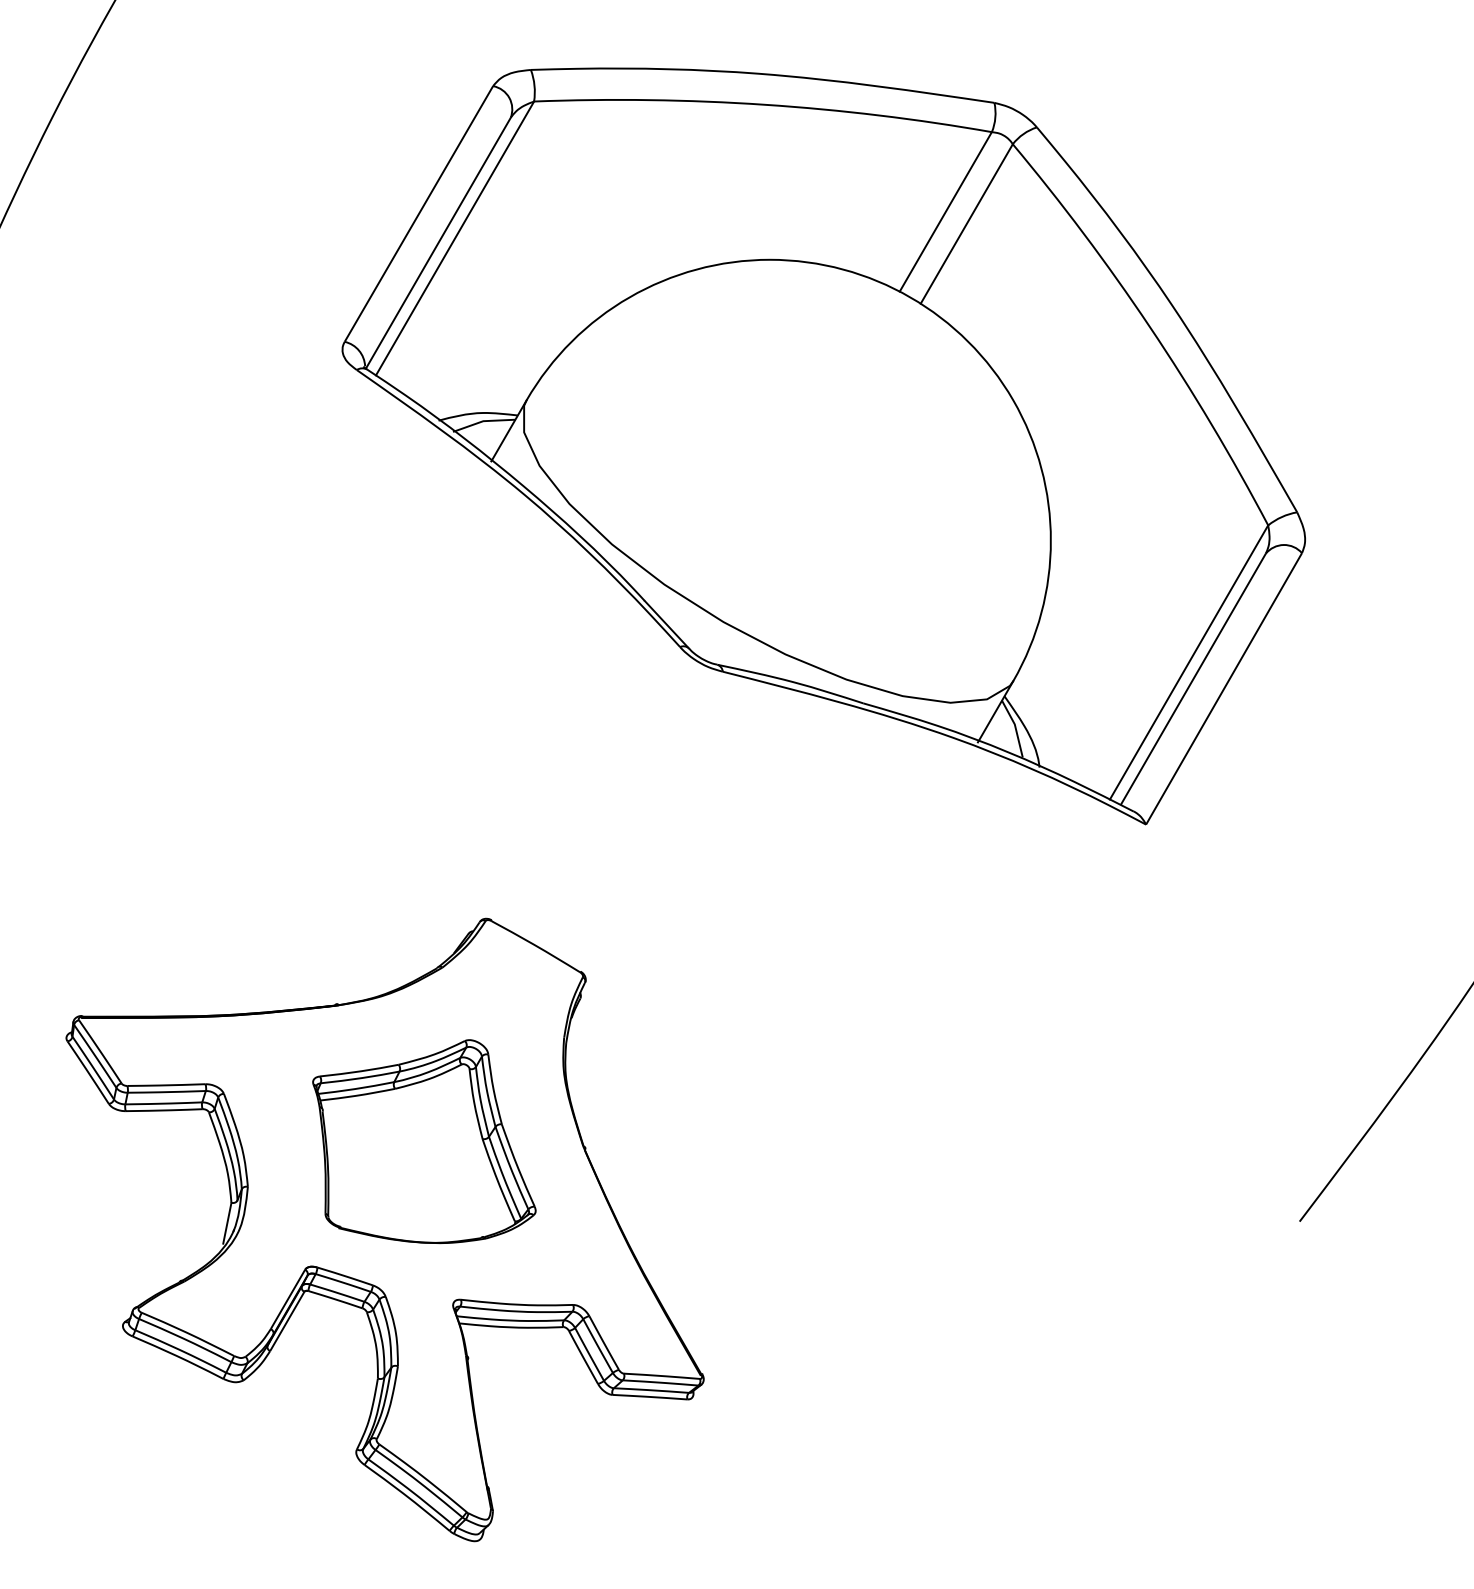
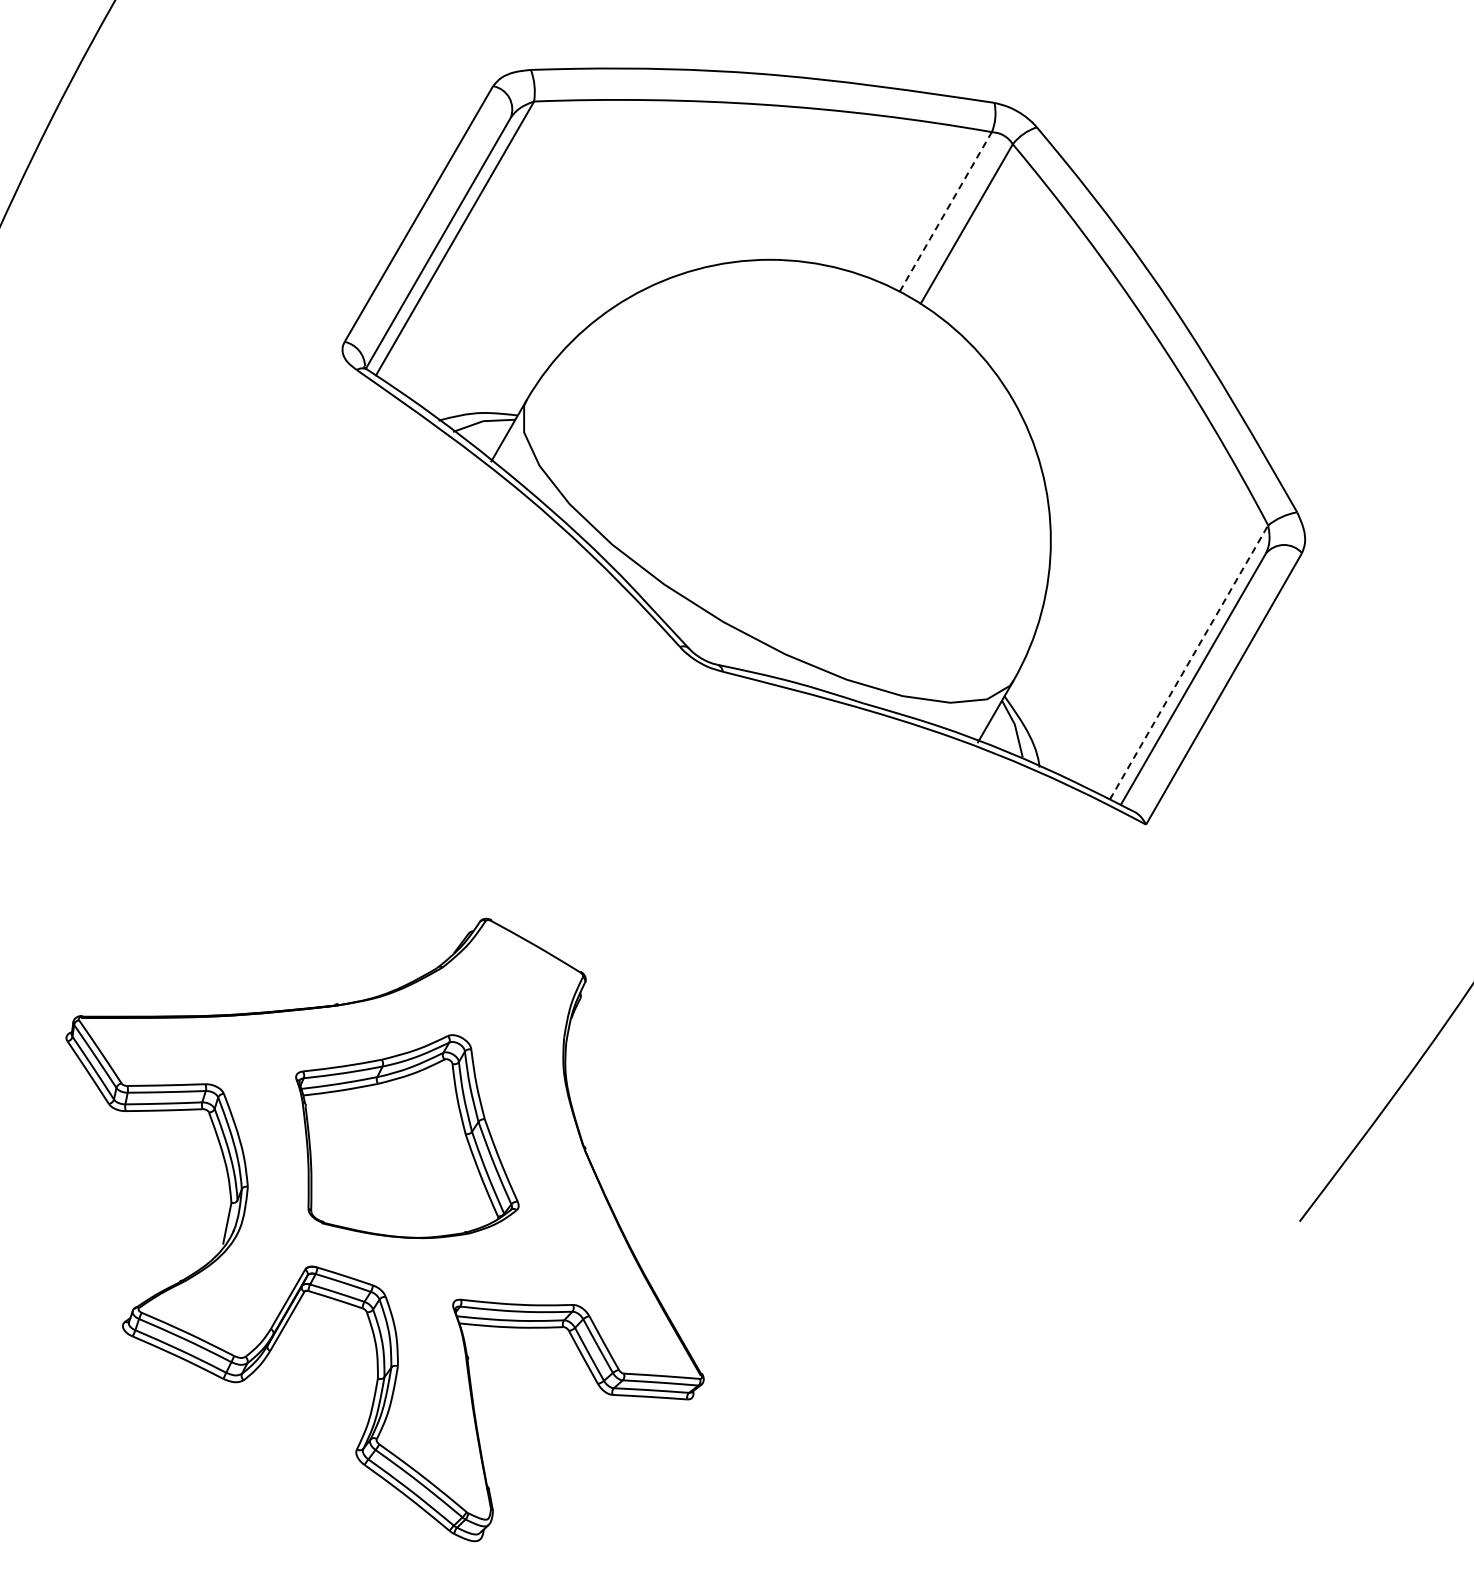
line: solid -> dashed (946, 211)
line: solid -> dashed (1189, 662)
part position: (424, 1141) -> (407, 1136) (407, 1136)
